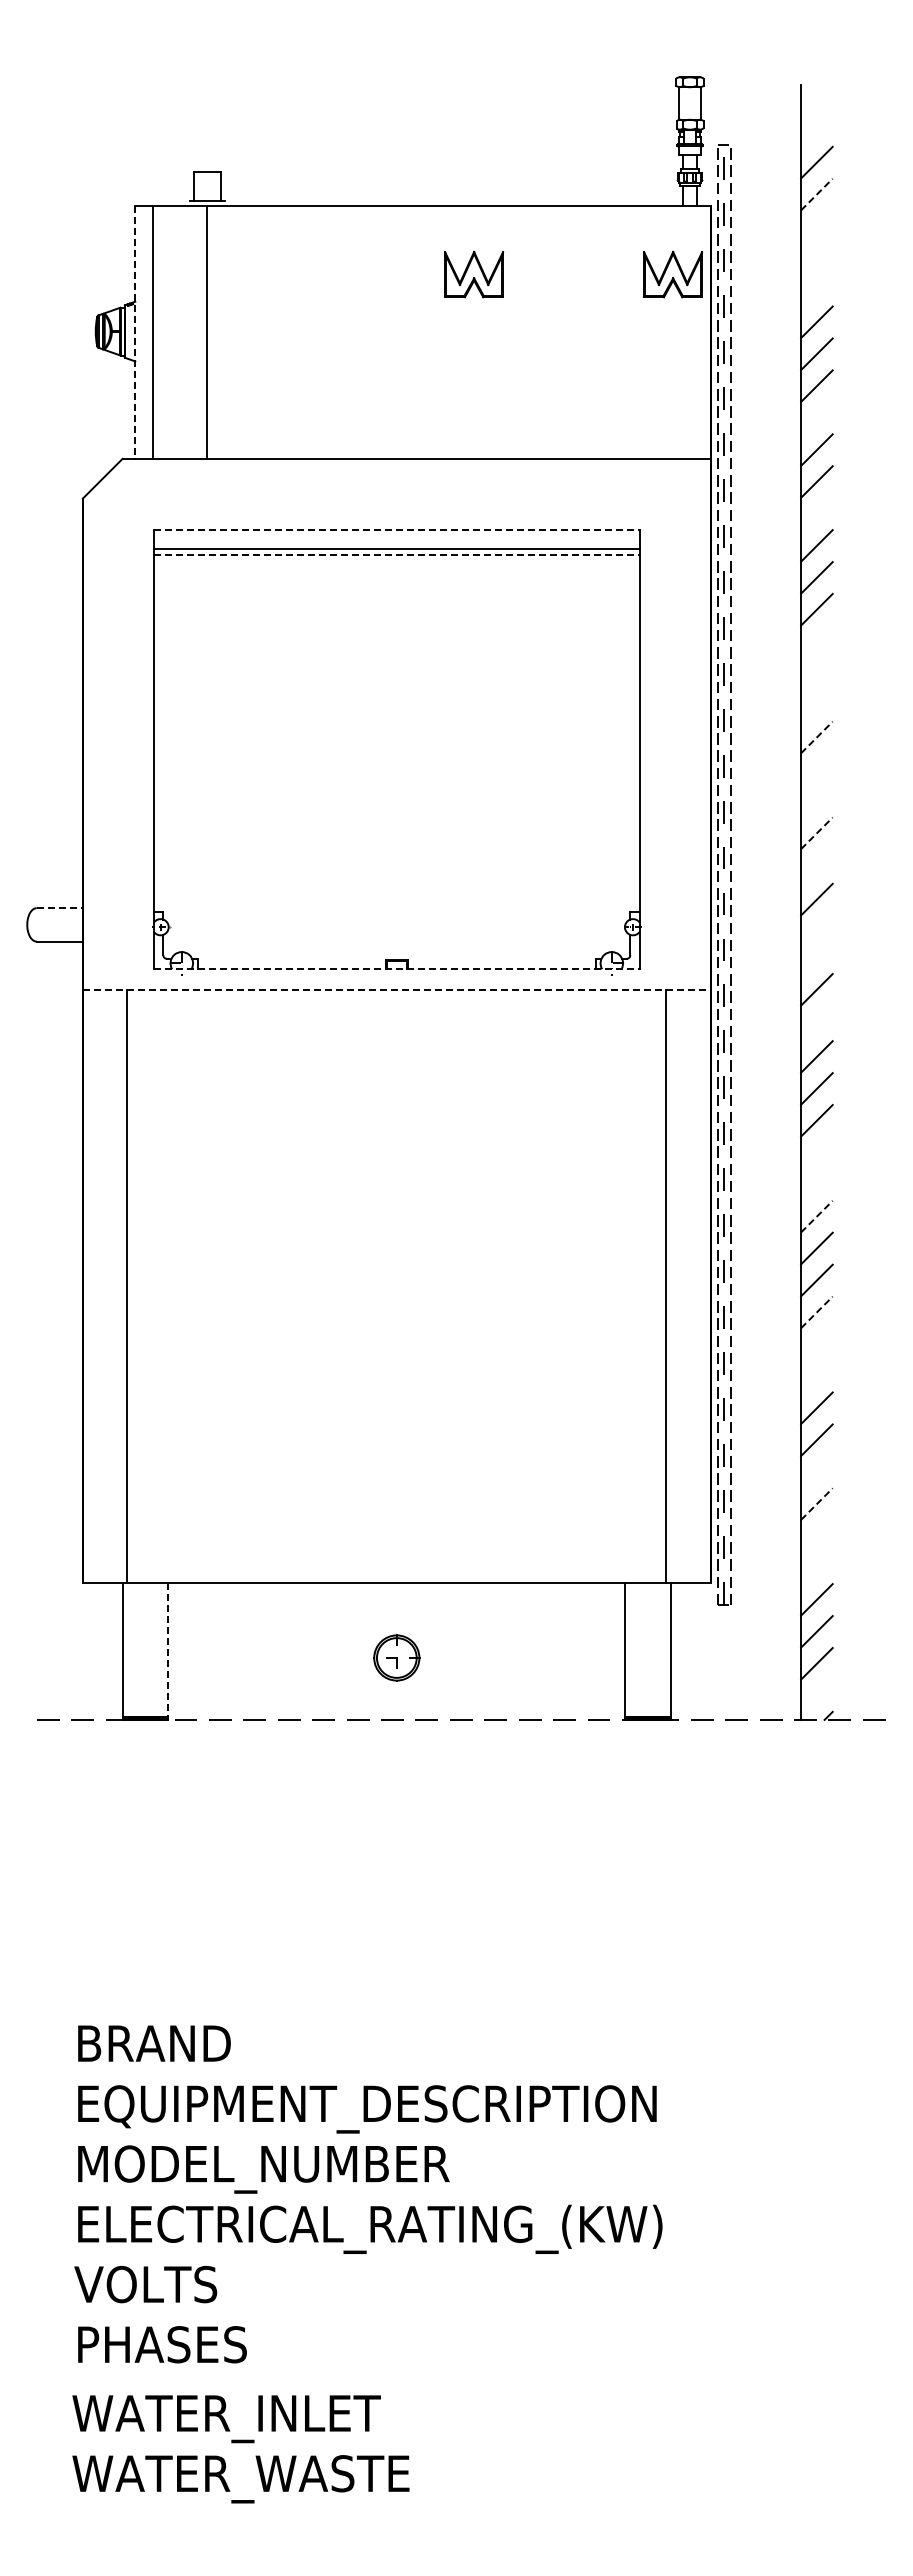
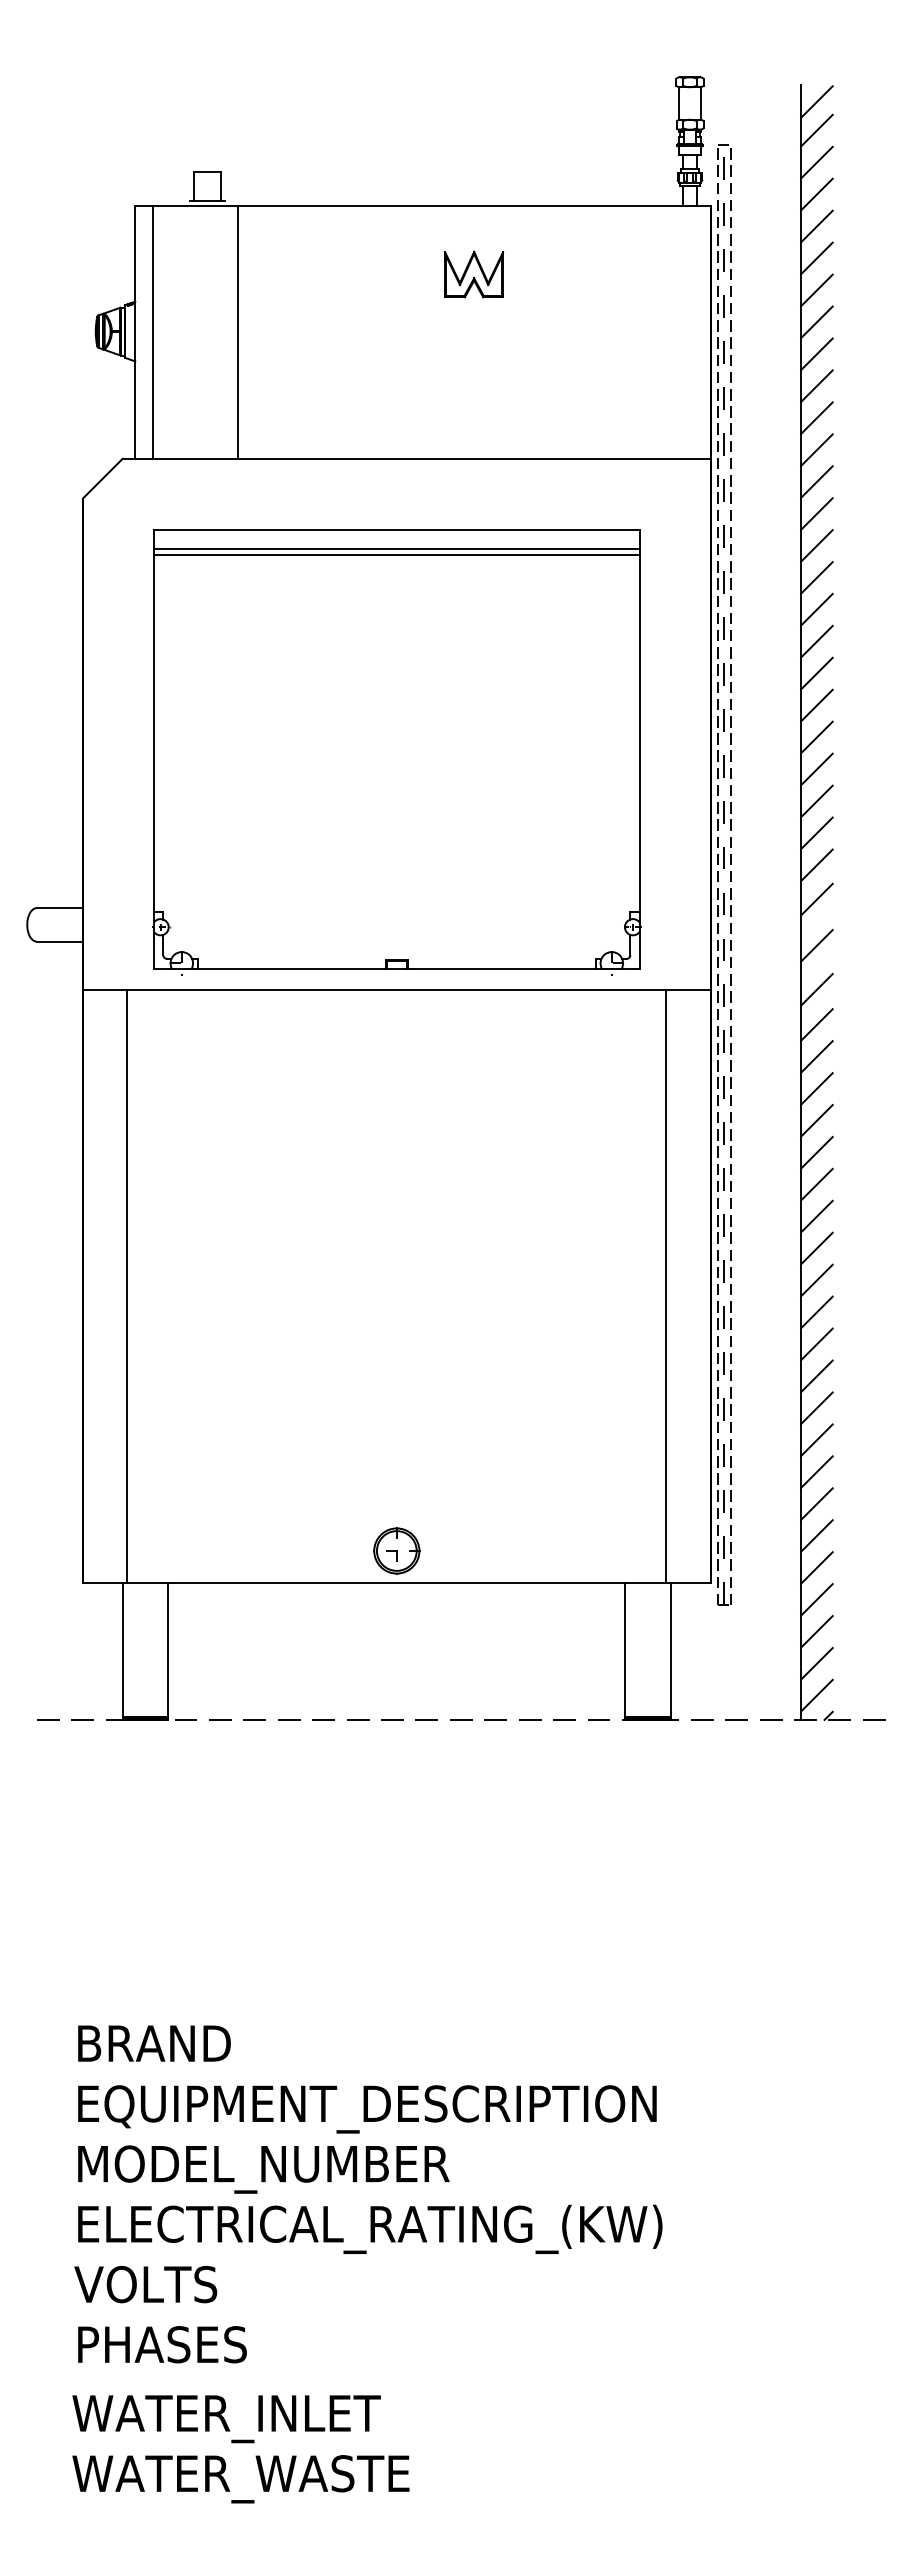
line: none -> present (816, 101)
line: none -> present (816, 130)
line: dashed -> solid (817, 194)
line: none -> present (816, 226)
line: none -> present (816, 258)
part: present -> none (672, 274)
line: none -> present (816, 290)
line position: (207, 331) -> (238, 331) (238, 331)
line: dashed -> solid (135, 332)
line: none -> present (816, 417)
line: none -> present (816, 513)
line: dashed -> solid (397, 529)
line: dashed -> solid (397, 554)
line: none -> present (816, 641)
line: none -> present (816, 673)
line: none -> present (816, 705)
line: dashed -> solid (817, 737)
line: none -> present (816, 769)
line: none -> present (816, 801)
line: dashed -> solid (817, 833)
line: none -> present (816, 865)
line: dashed -> solid (59, 908)
line: none -> present (816, 945)
line: dashed -> solid (397, 969)
line: dashed -> solid (396, 990)
line: none -> present (816, 1024)
line: none -> present (816, 1152)
line: none -> present (816, 1184)
line: dashed -> solid (817, 1216)
line: dashed -> solid (817, 1312)
line: none -> present (816, 1344)
line: none -> present (816, 1376)
line: none -> present (816, 1471)
line: dashed -> solid (817, 1503)
line: none -> present (816, 1535)
line: none -> present (816, 1567)
line: dashed -> solid (168, 1651)
part position: (396, 1657) -> (396, 1550) (396, 1550)
line: none -> present (816, 1694)
